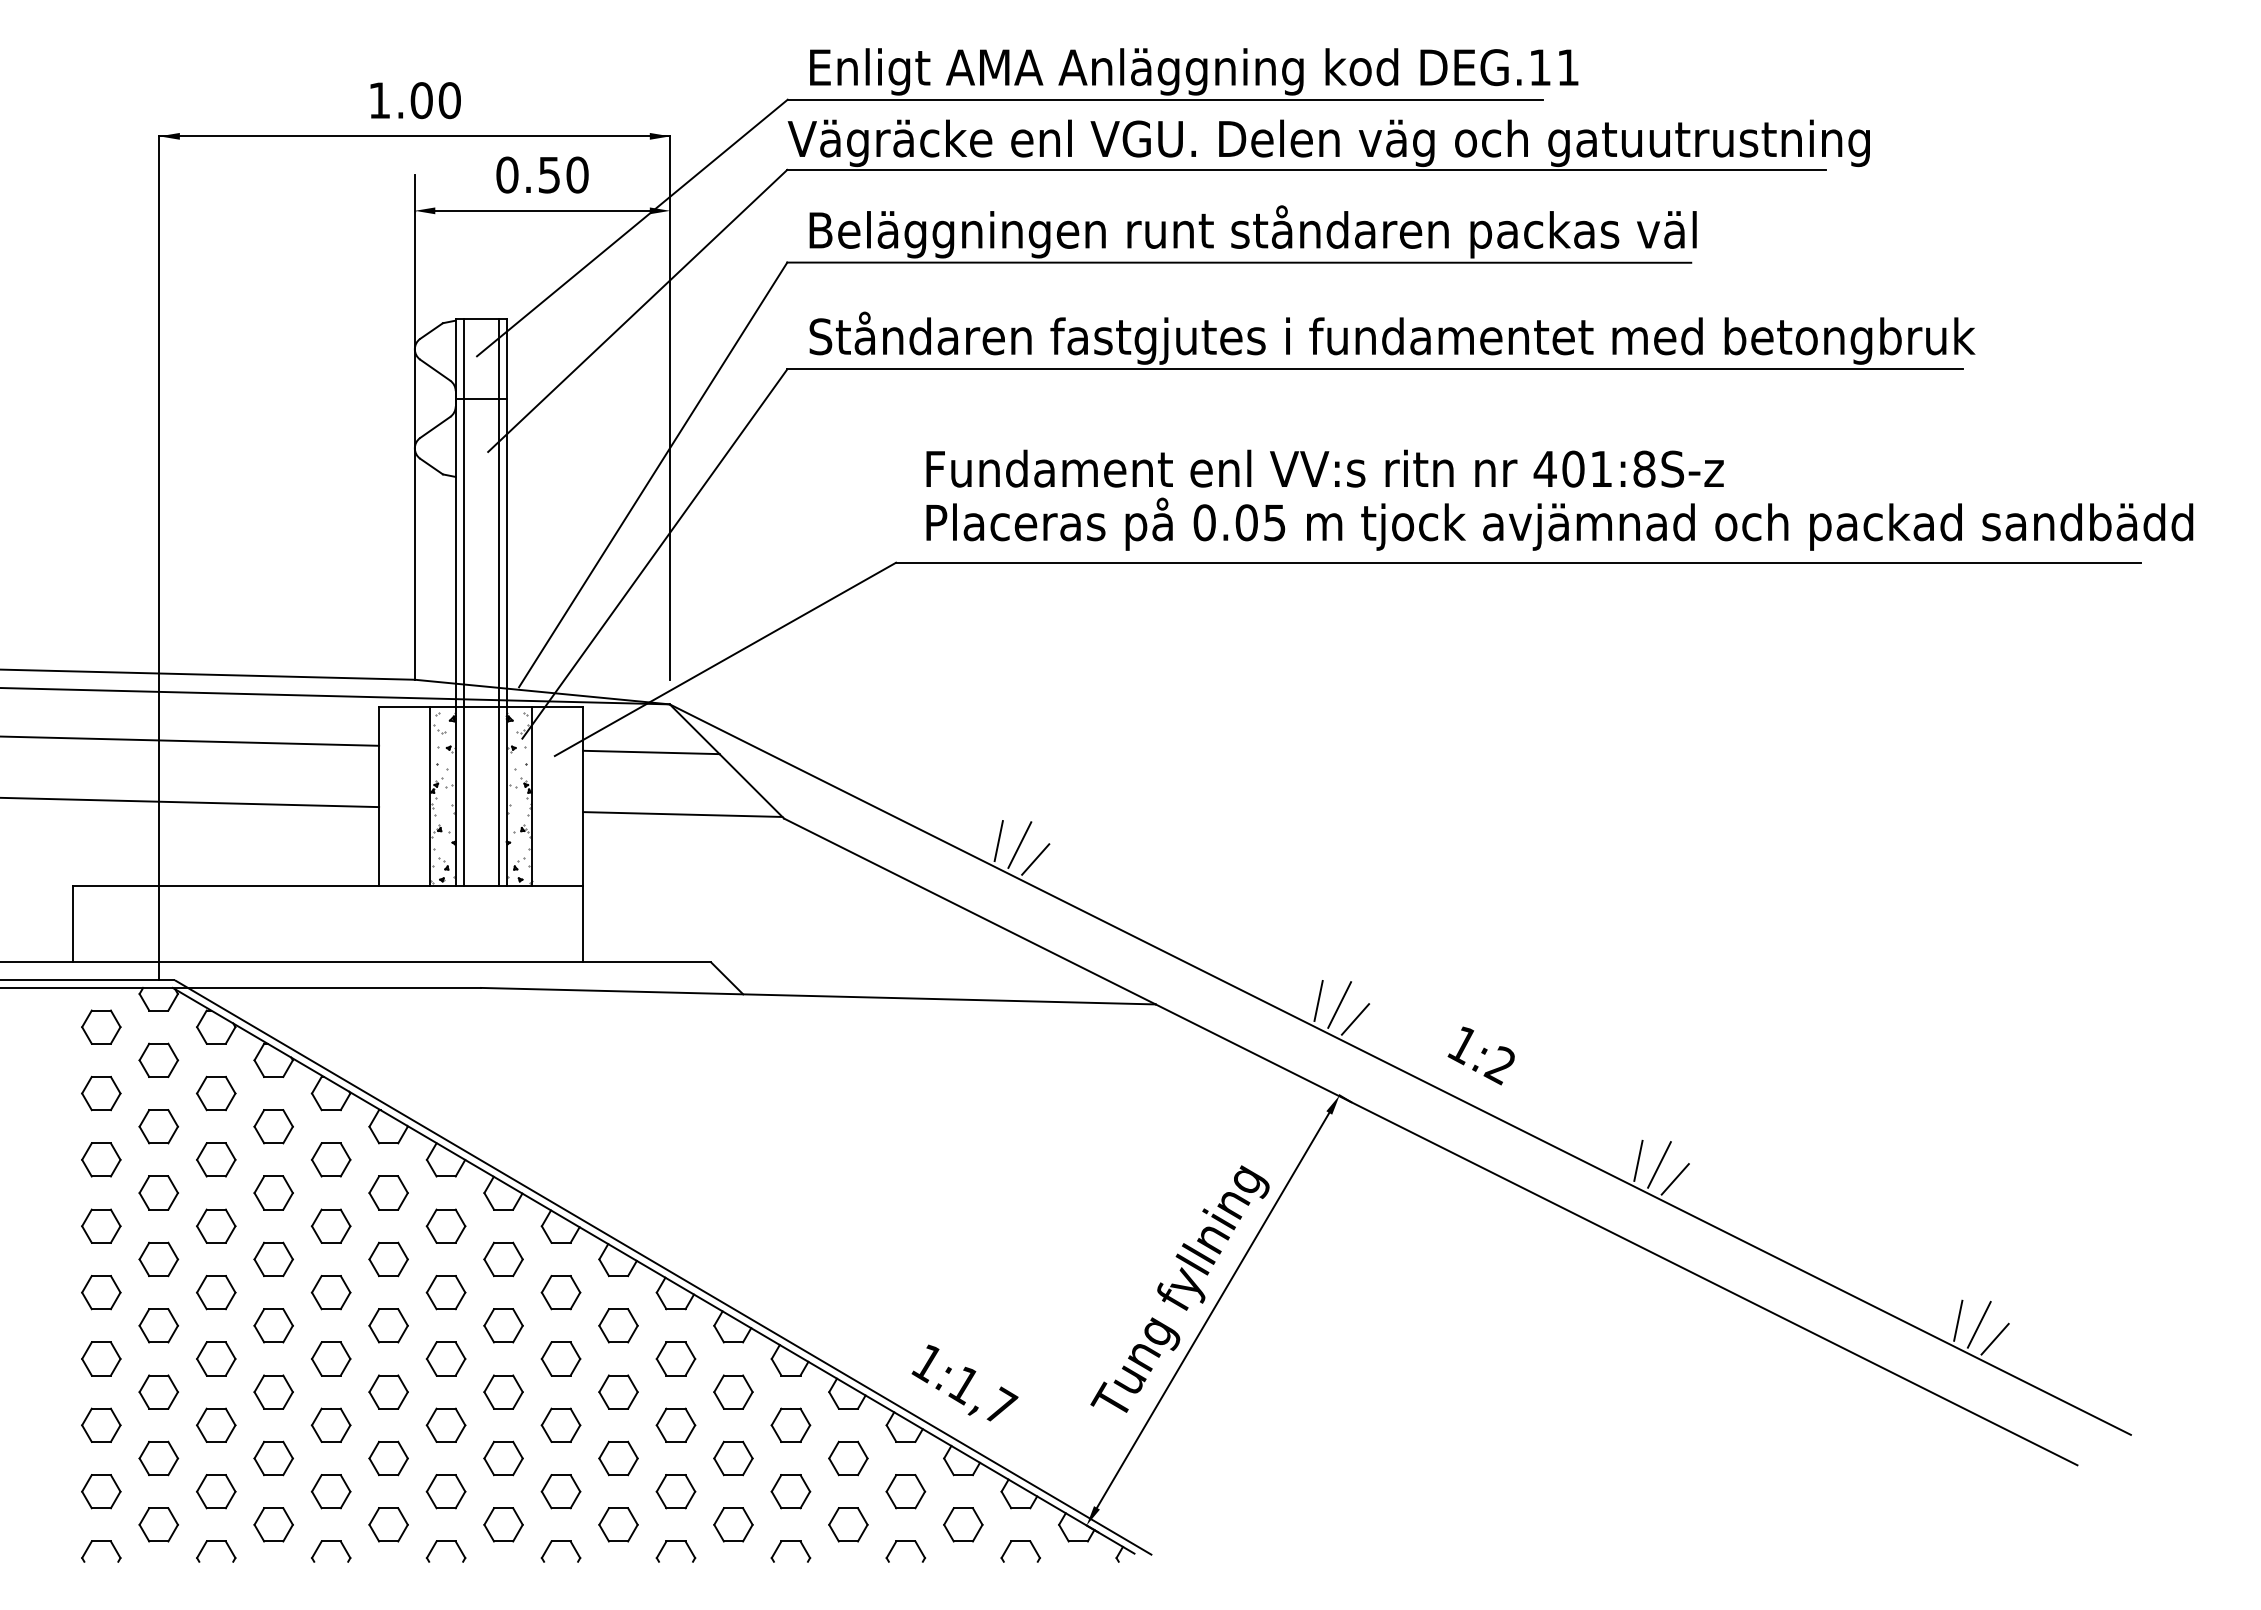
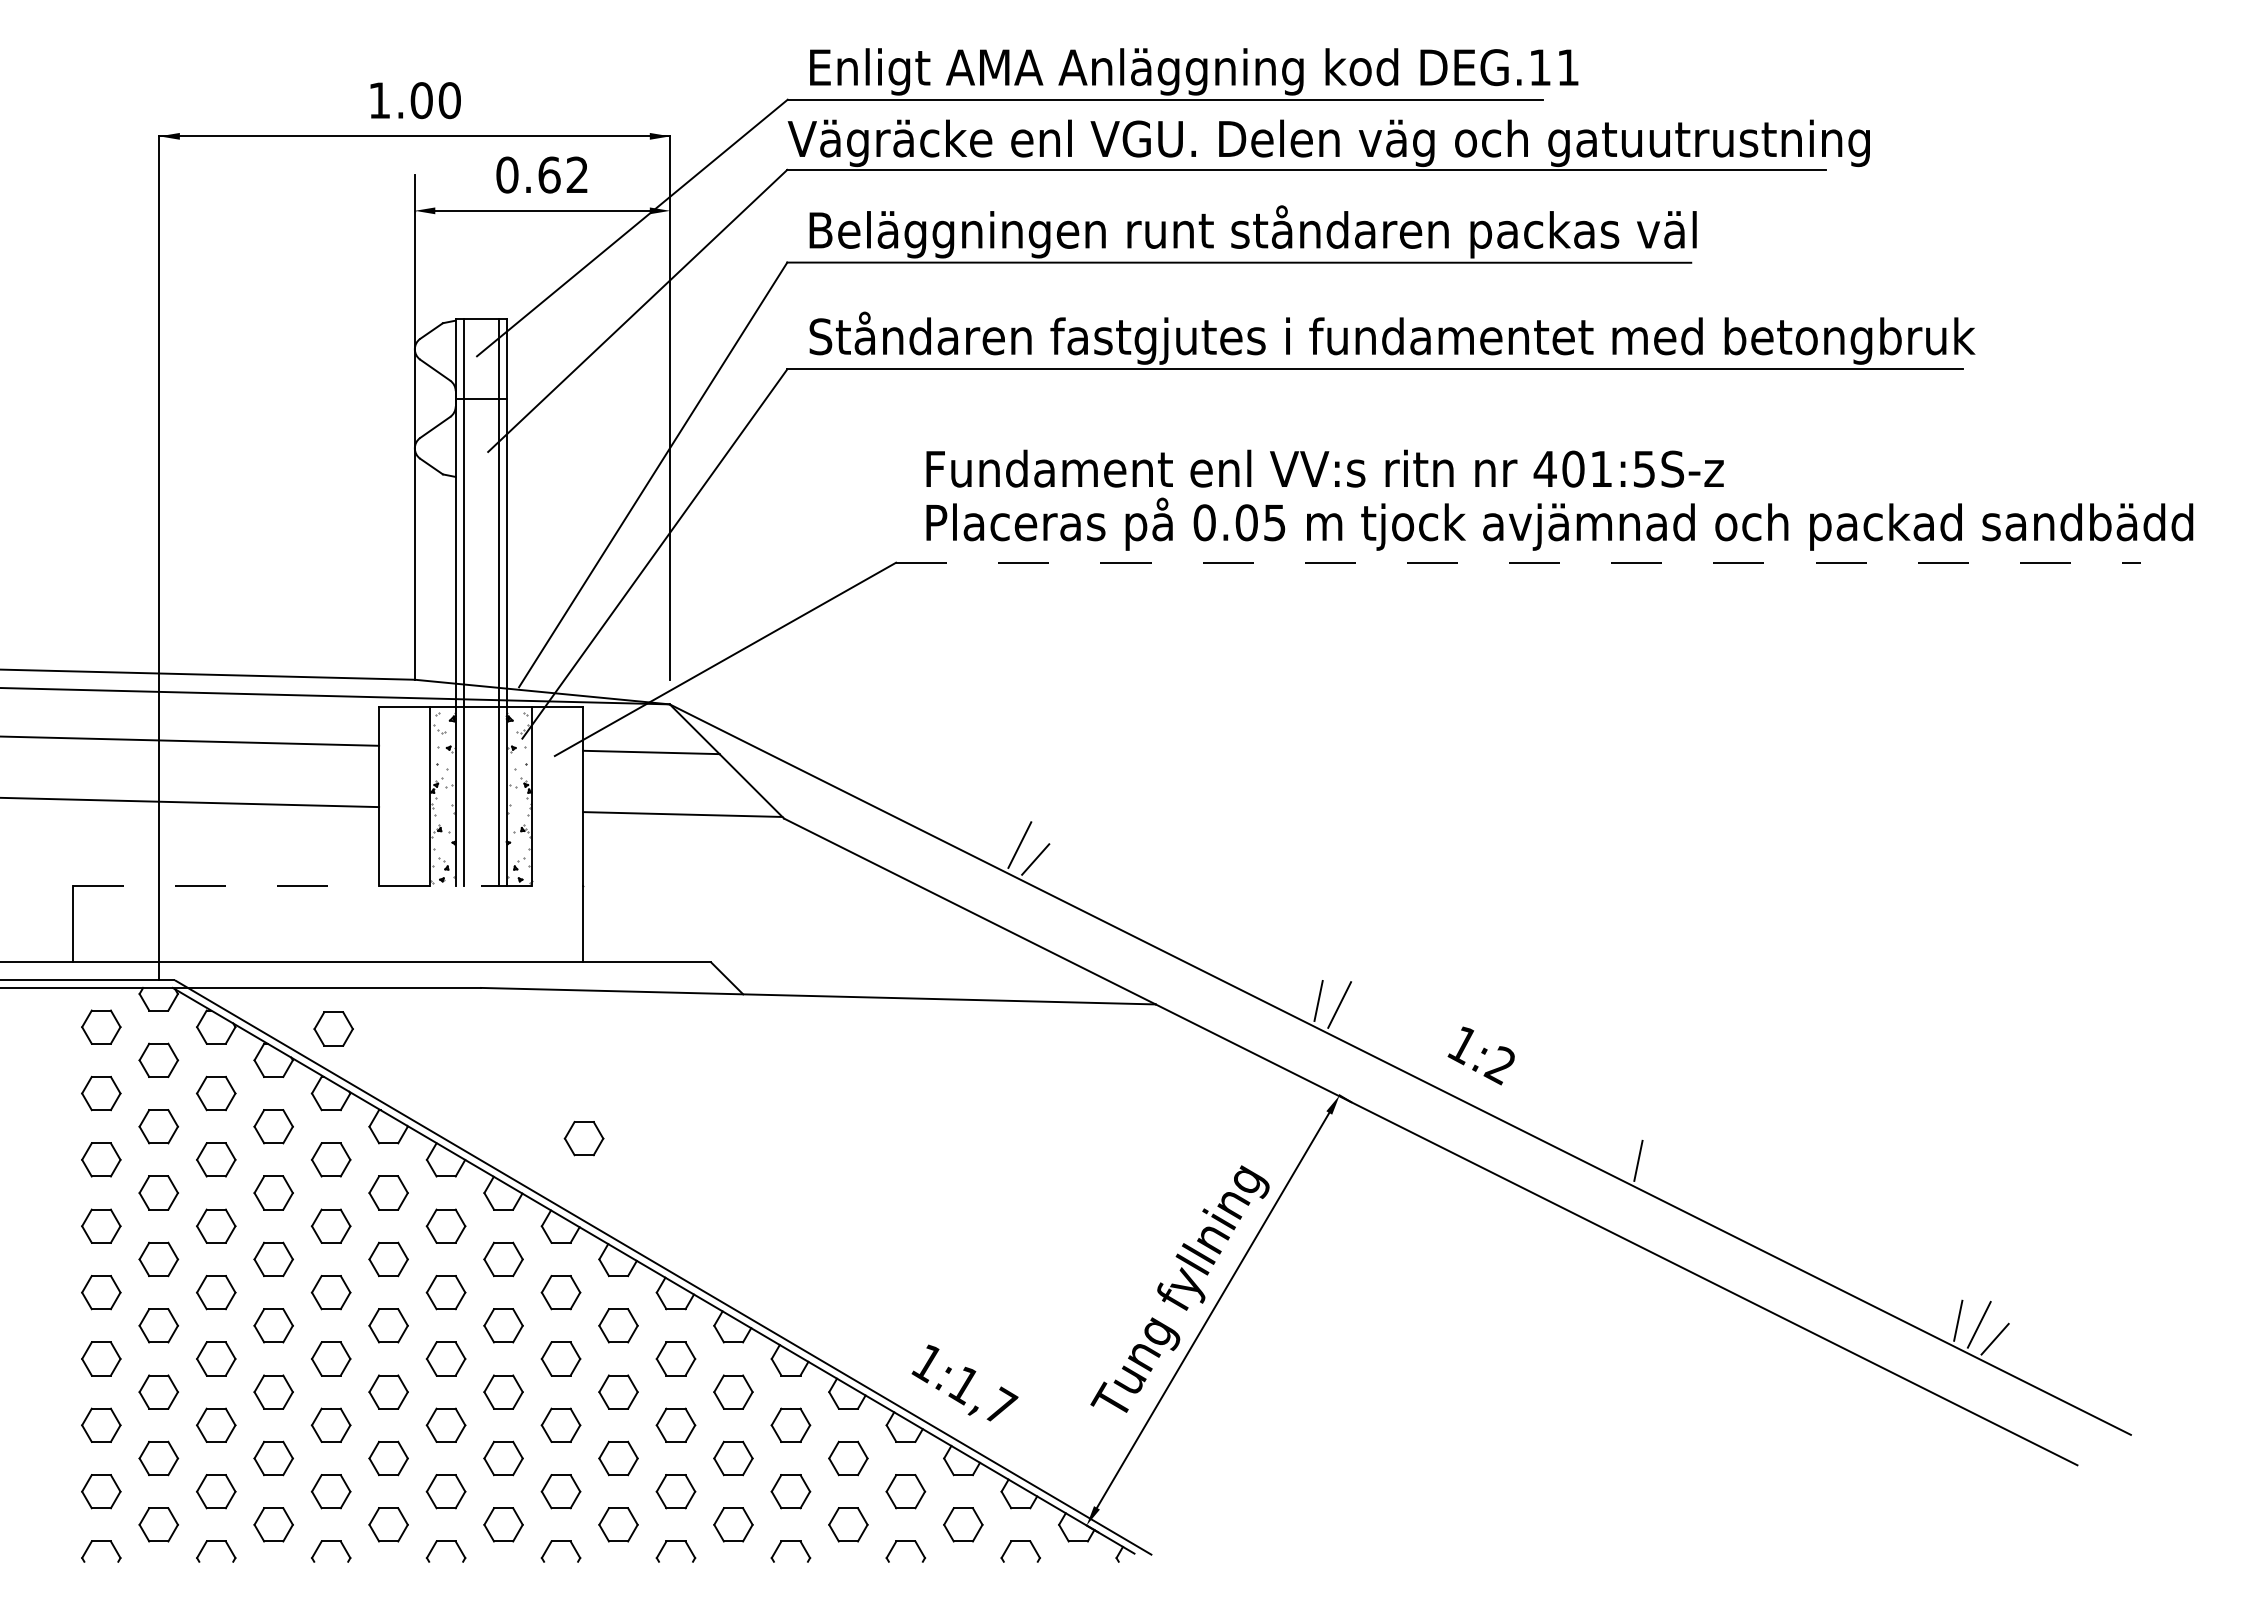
text: 0.50 -> 0.62 (563, 174)
text: 401:8S-z -> 401:5S-z (1644, 468)
line: solid -> dashed (1519, 562)
line: present -> none (998, 841)
line: solid -> dashed (328, 885)
line: present -> none (1355, 1019)
part: none -> present (333, 1028)
part: none -> present (583, 1138)
line: present -> none (1659, 1164)
line: present -> none (1674, 1179)
